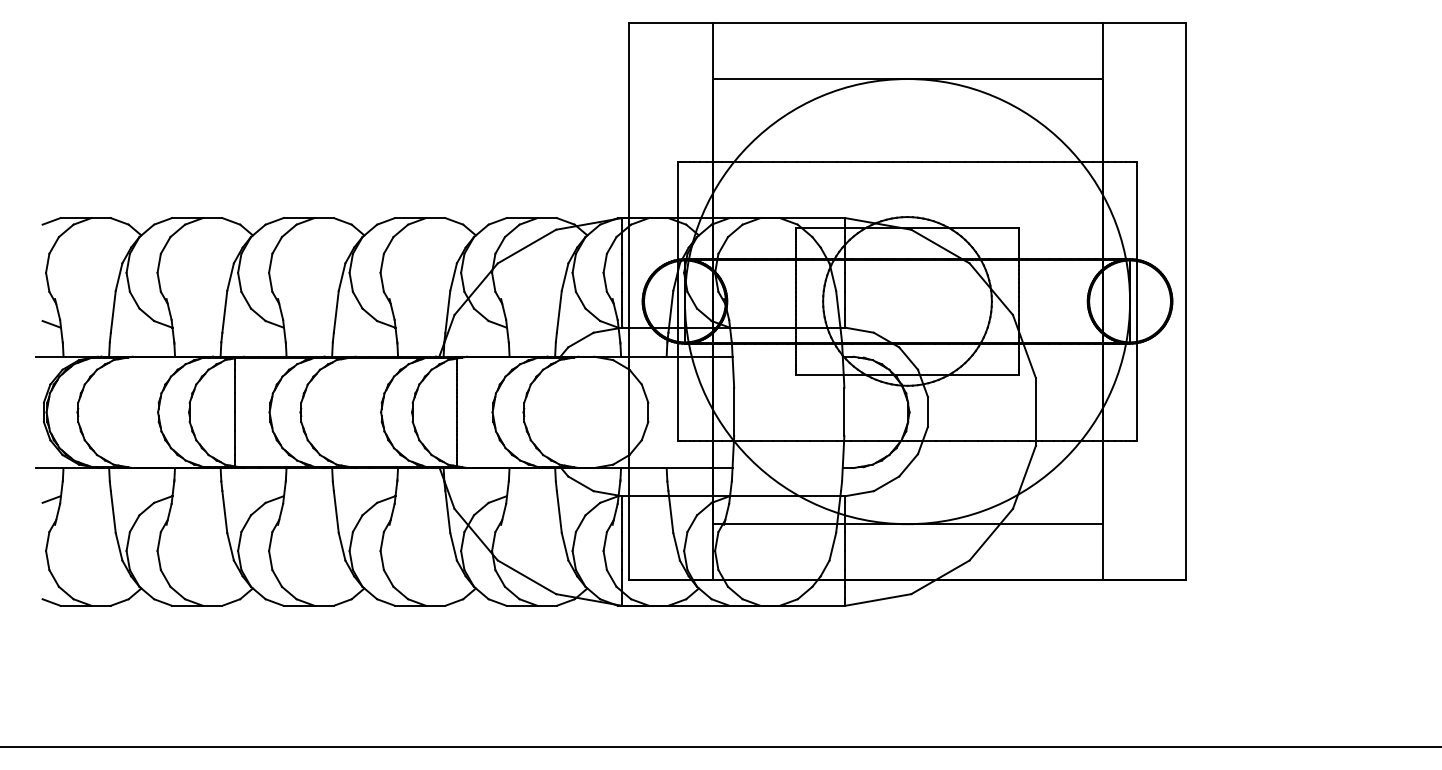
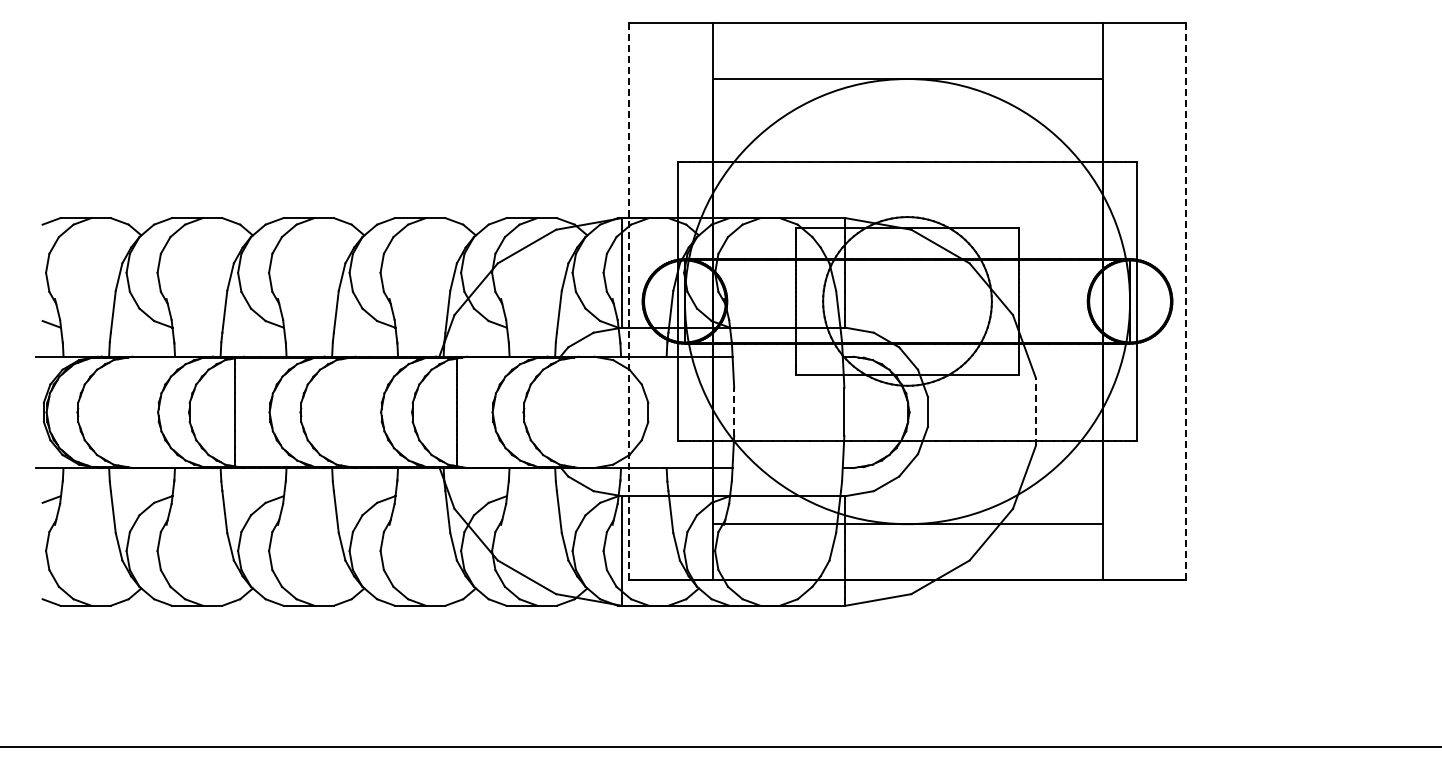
line: solid -> dashed (629, 300)
line: solid -> dashed (1185, 300)
line: solid -> dashed (734, 411)
line: solid -> dashed (1035, 411)
